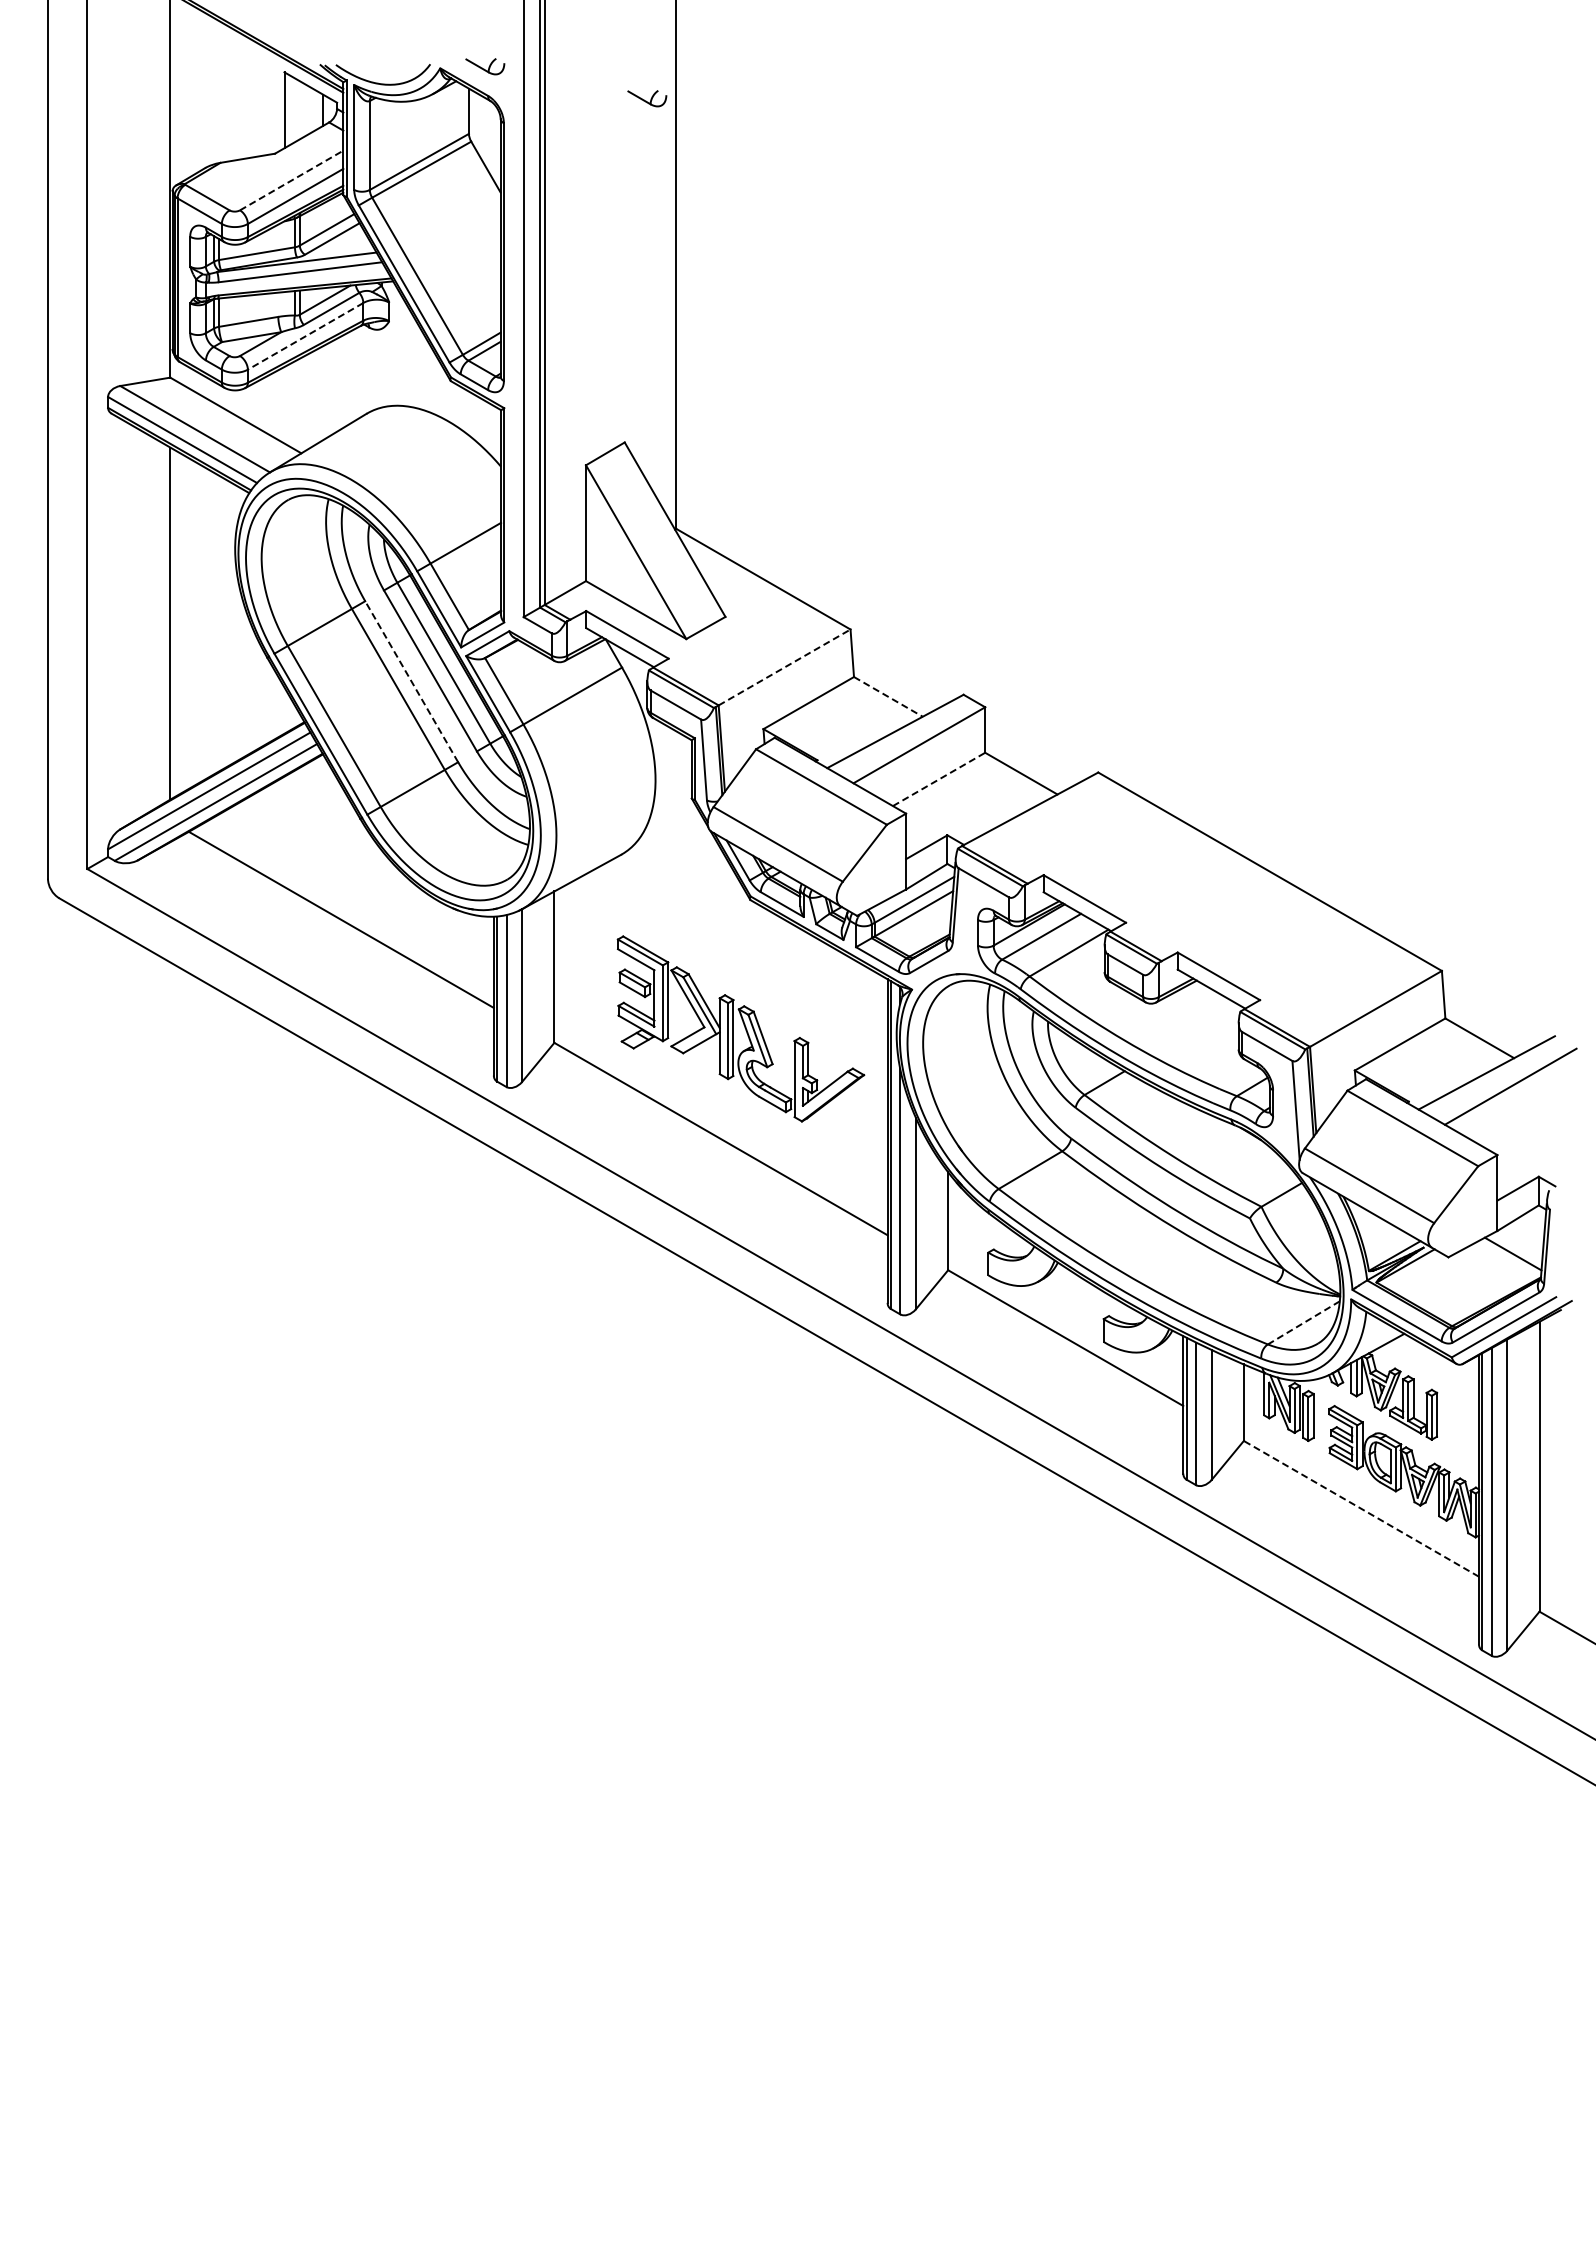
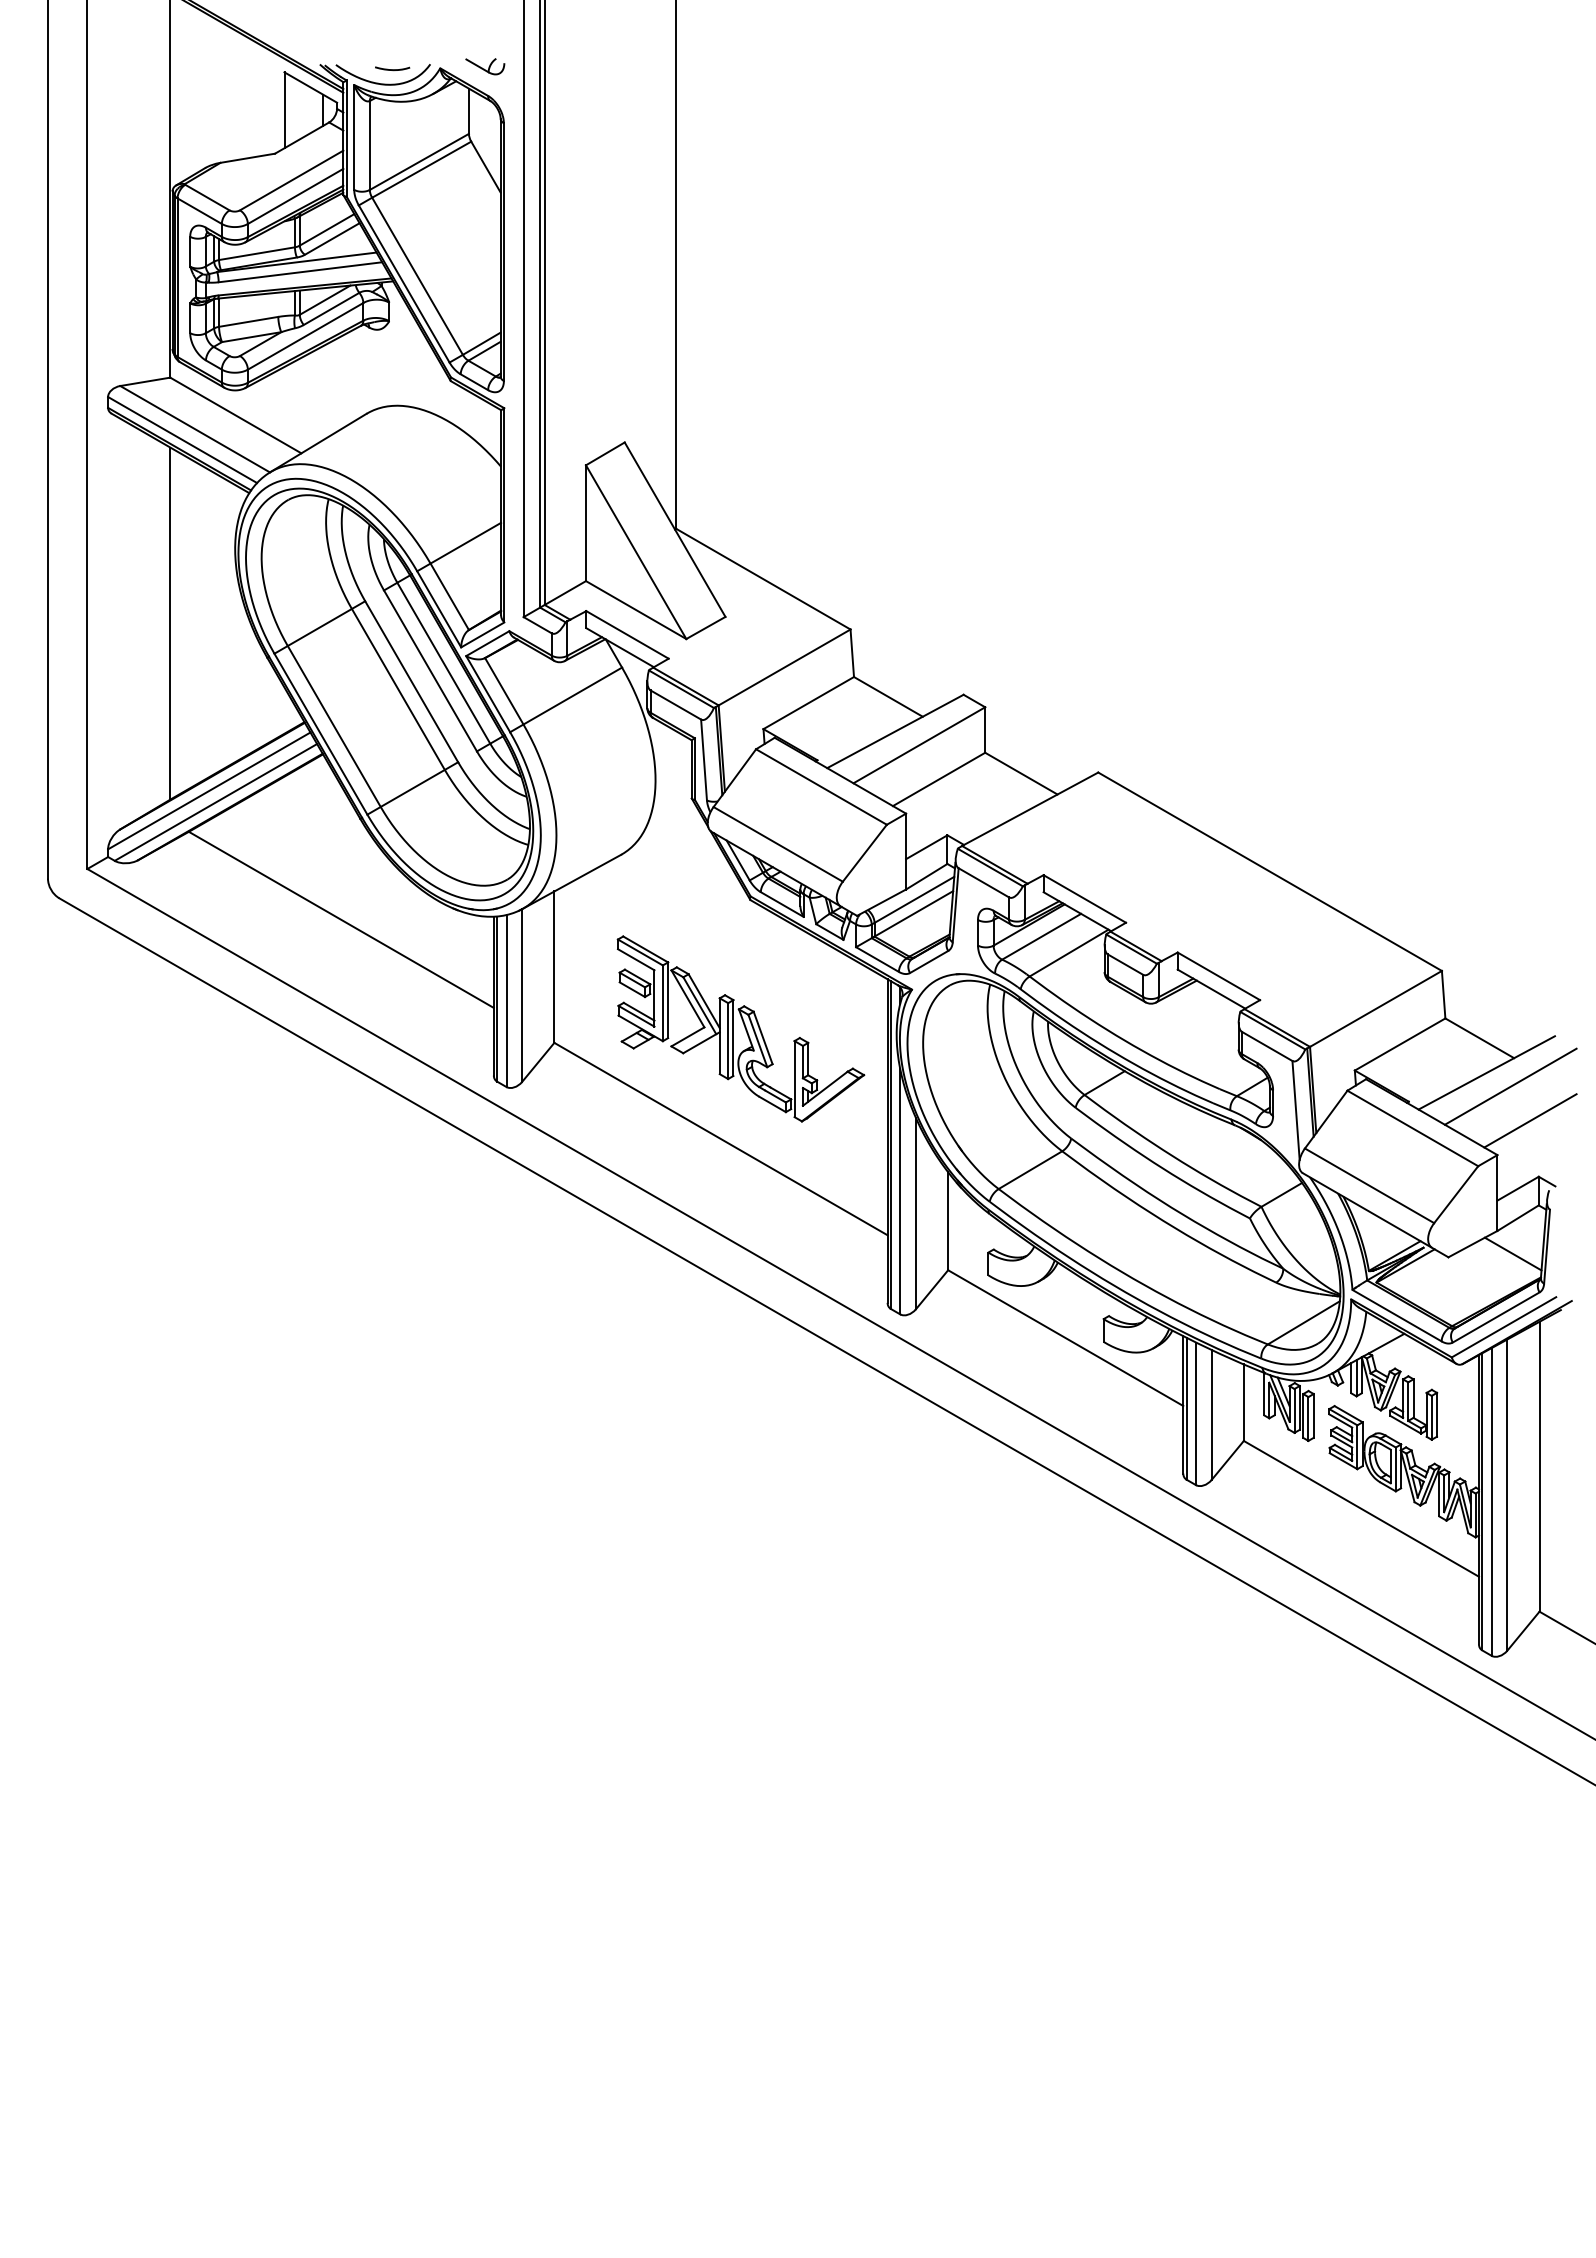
curve: none -> present (392, 69)
part: present -> none (647, 98)
line: dashed -> solid (291, 180)
line: dashed -> solid (305, 336)
line: dashed -> solid (785, 667)
line: dashed -> solid (411, 681)
line: dashed -> solid (888, 696)
line: dashed -> solid (939, 779)
line: none -> present (1530, 1120)
line: dashed -> solid (1303, 1322)
line: dashed -> solid (1361, 1508)
